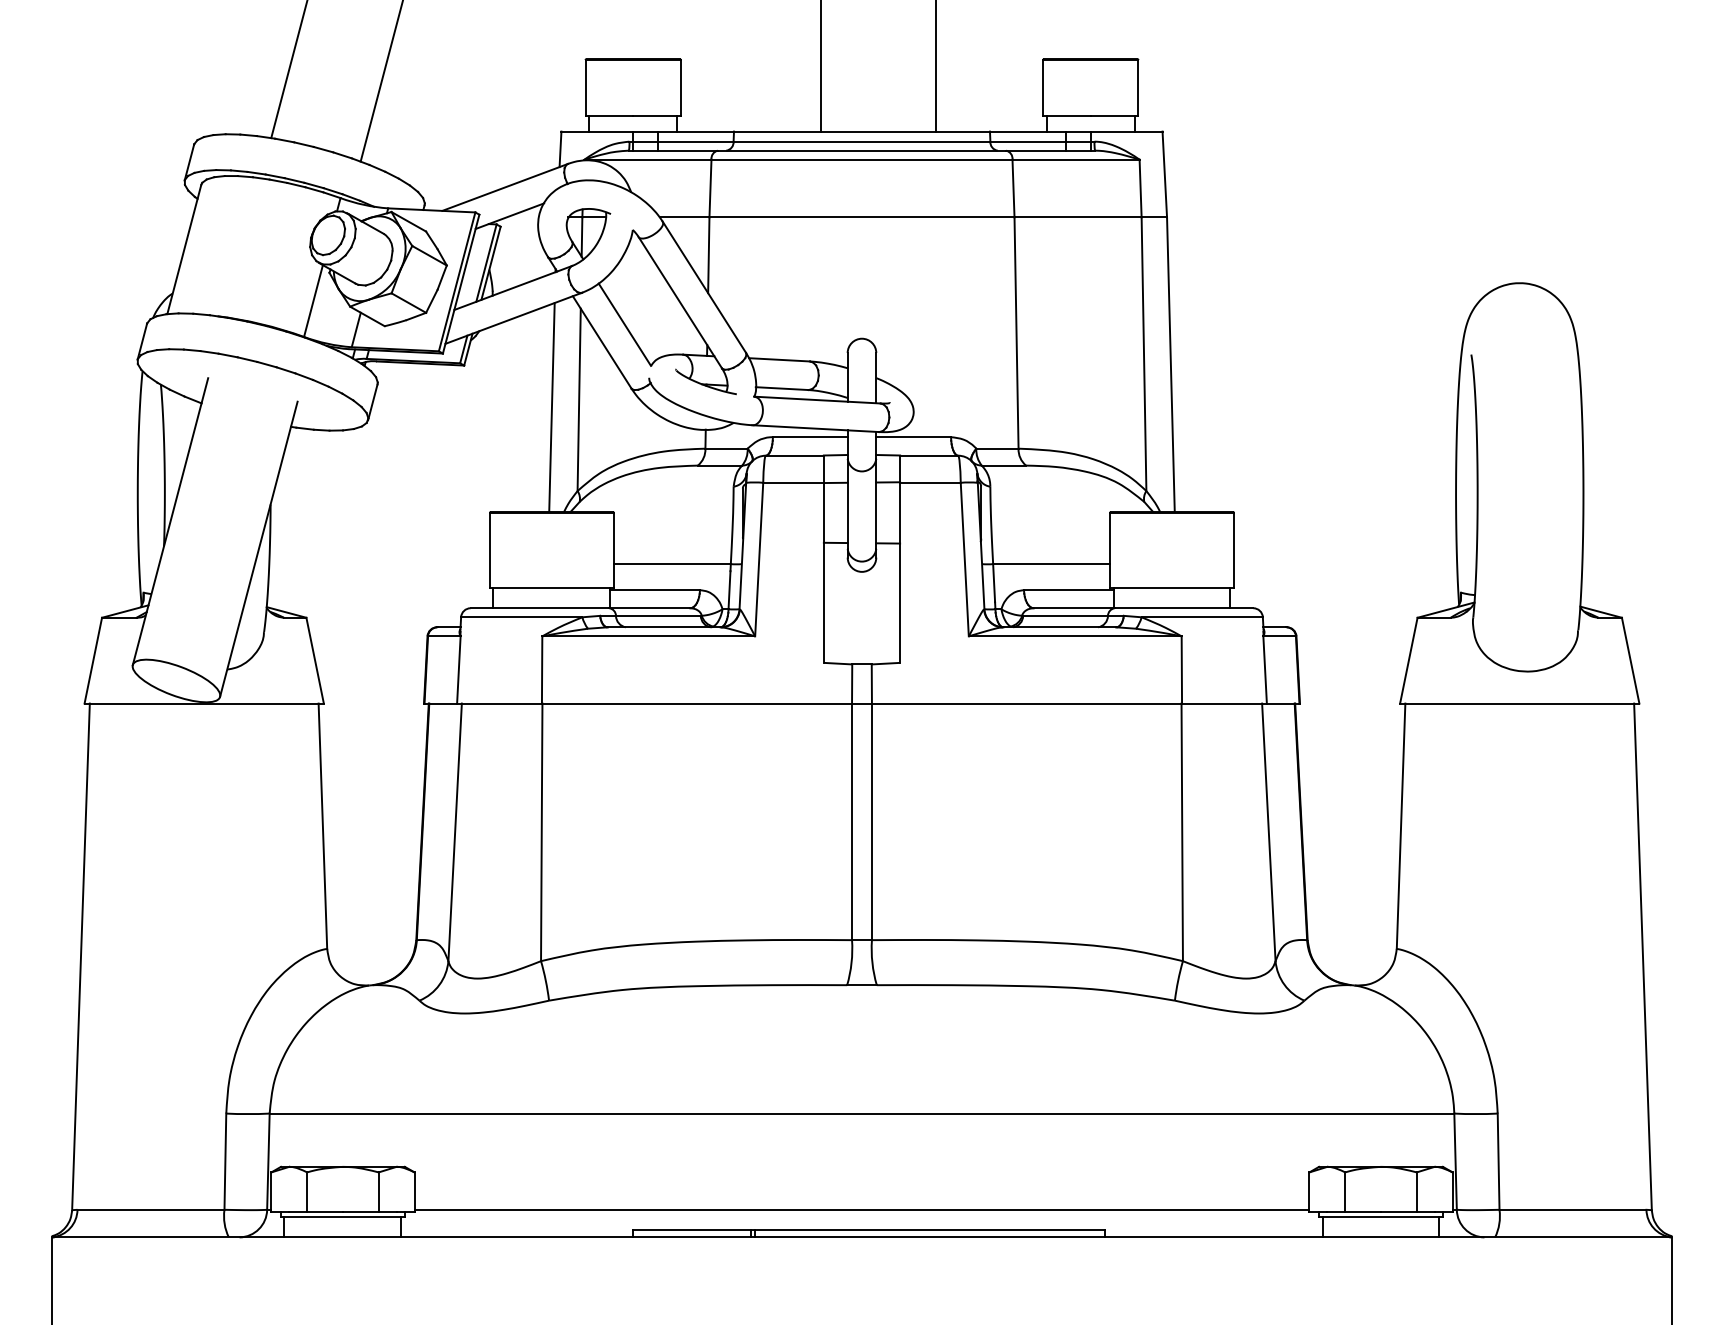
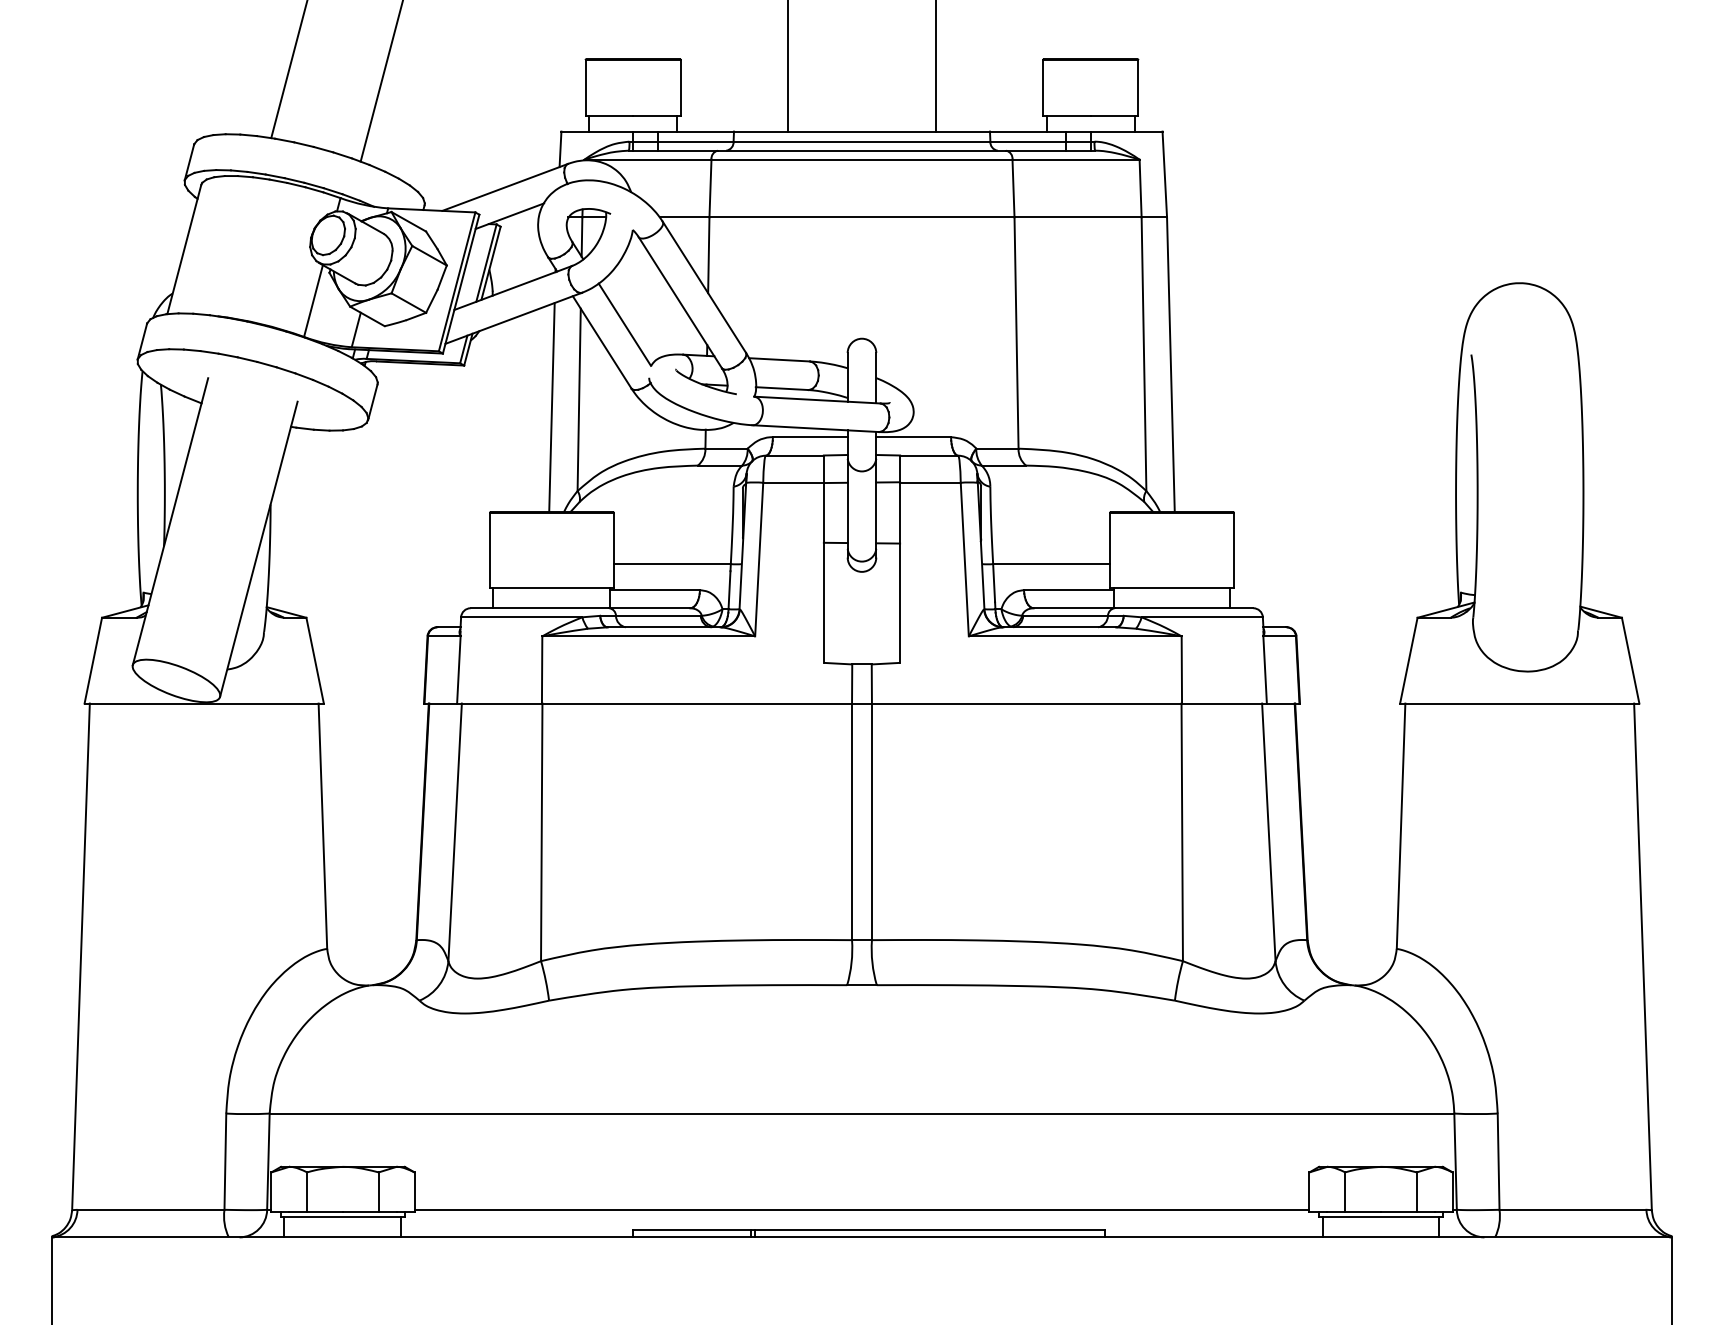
line position: (821, 66) -> (788, 66) (788, 66)
